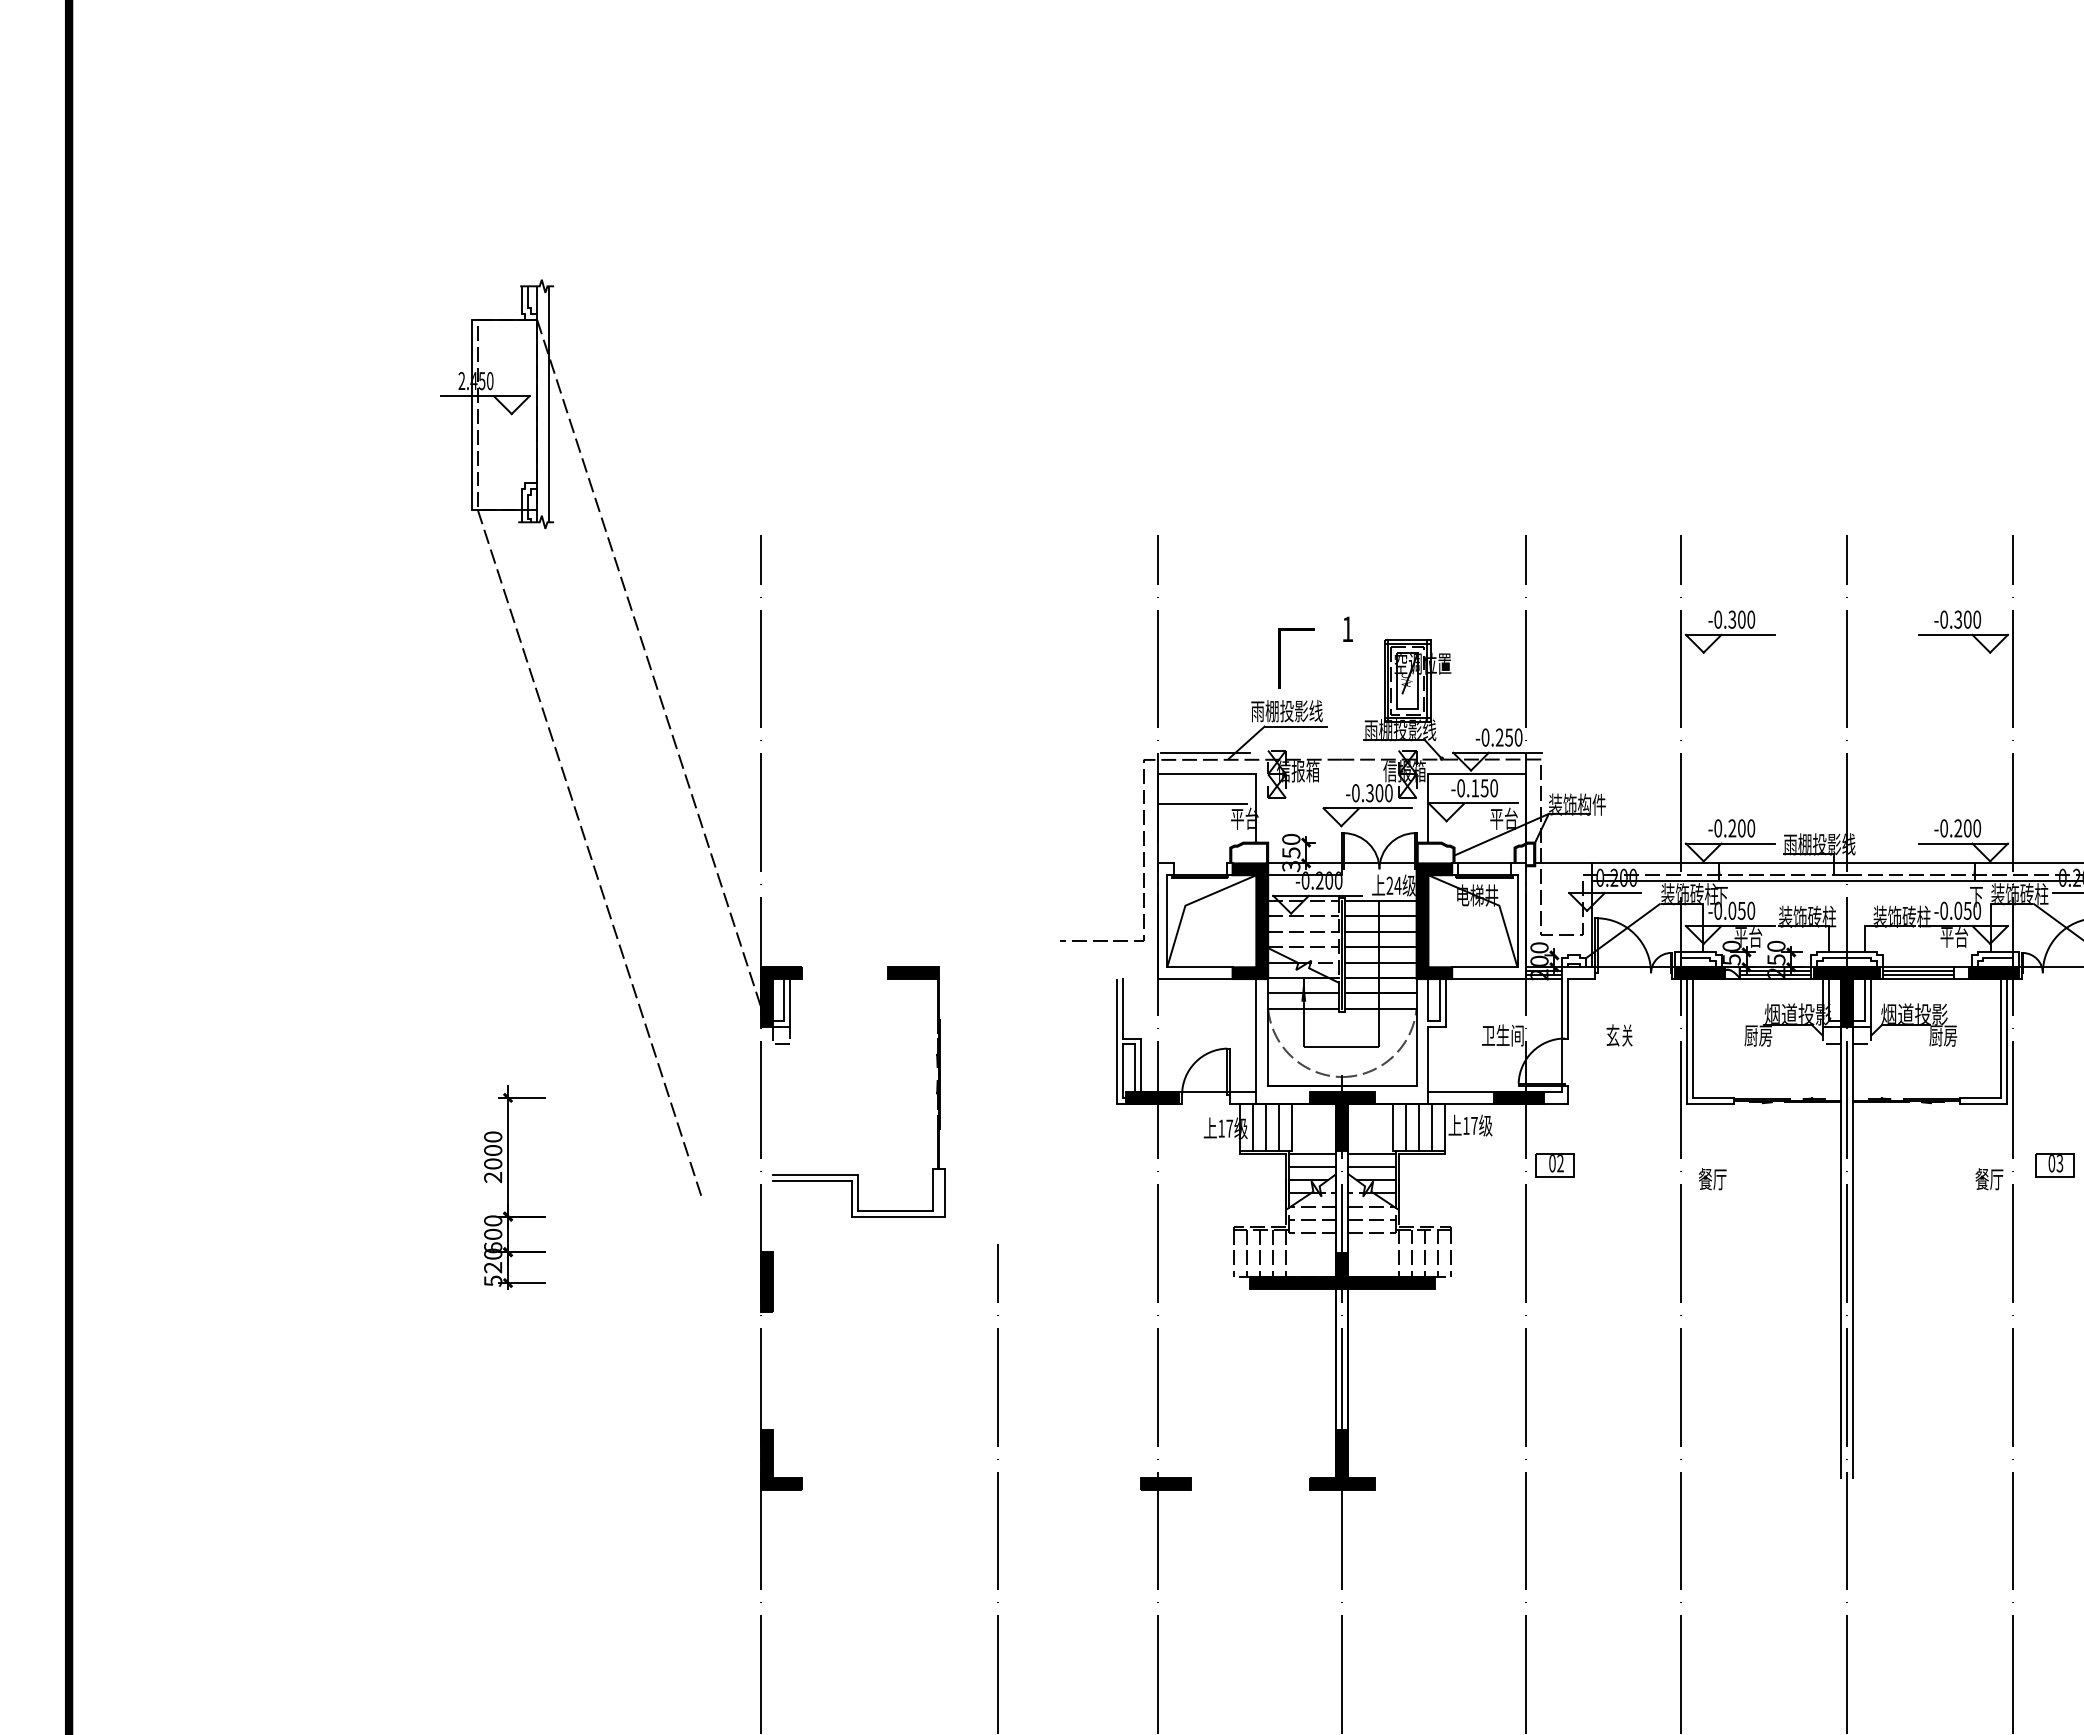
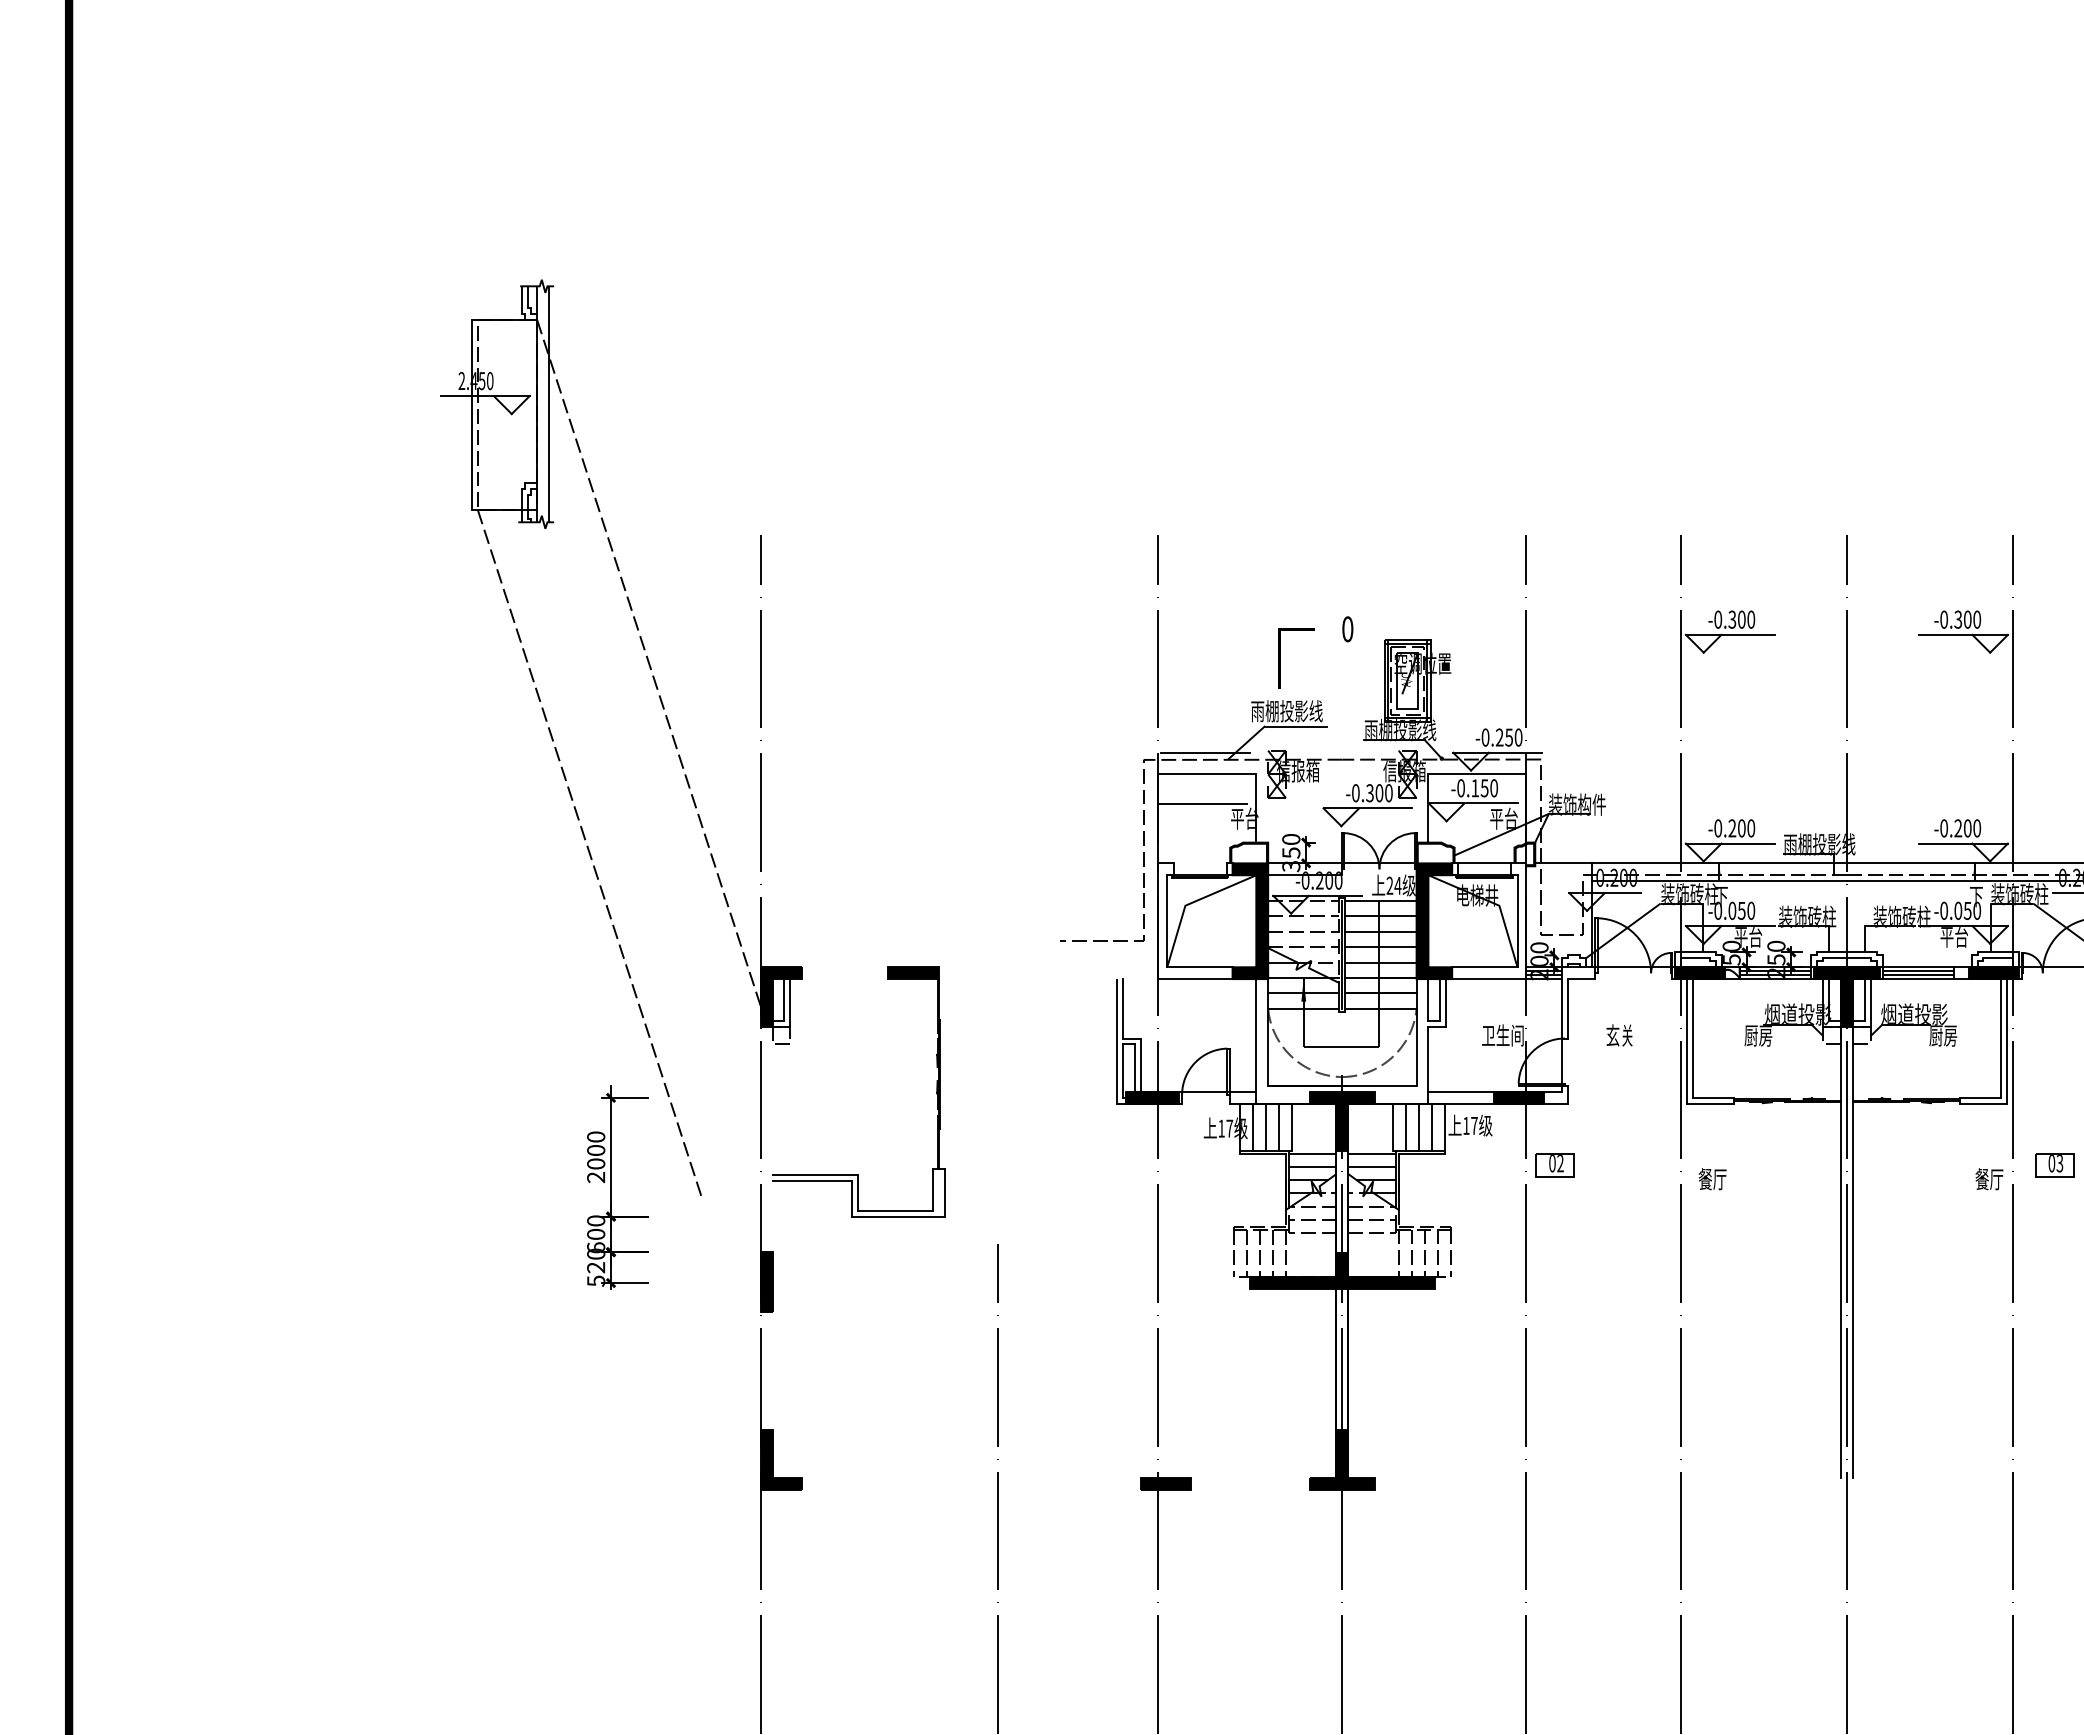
text: 1 -> 0 (1347, 629)
part position: (514, 1187) -> (617, 1187) (617, 1187)
